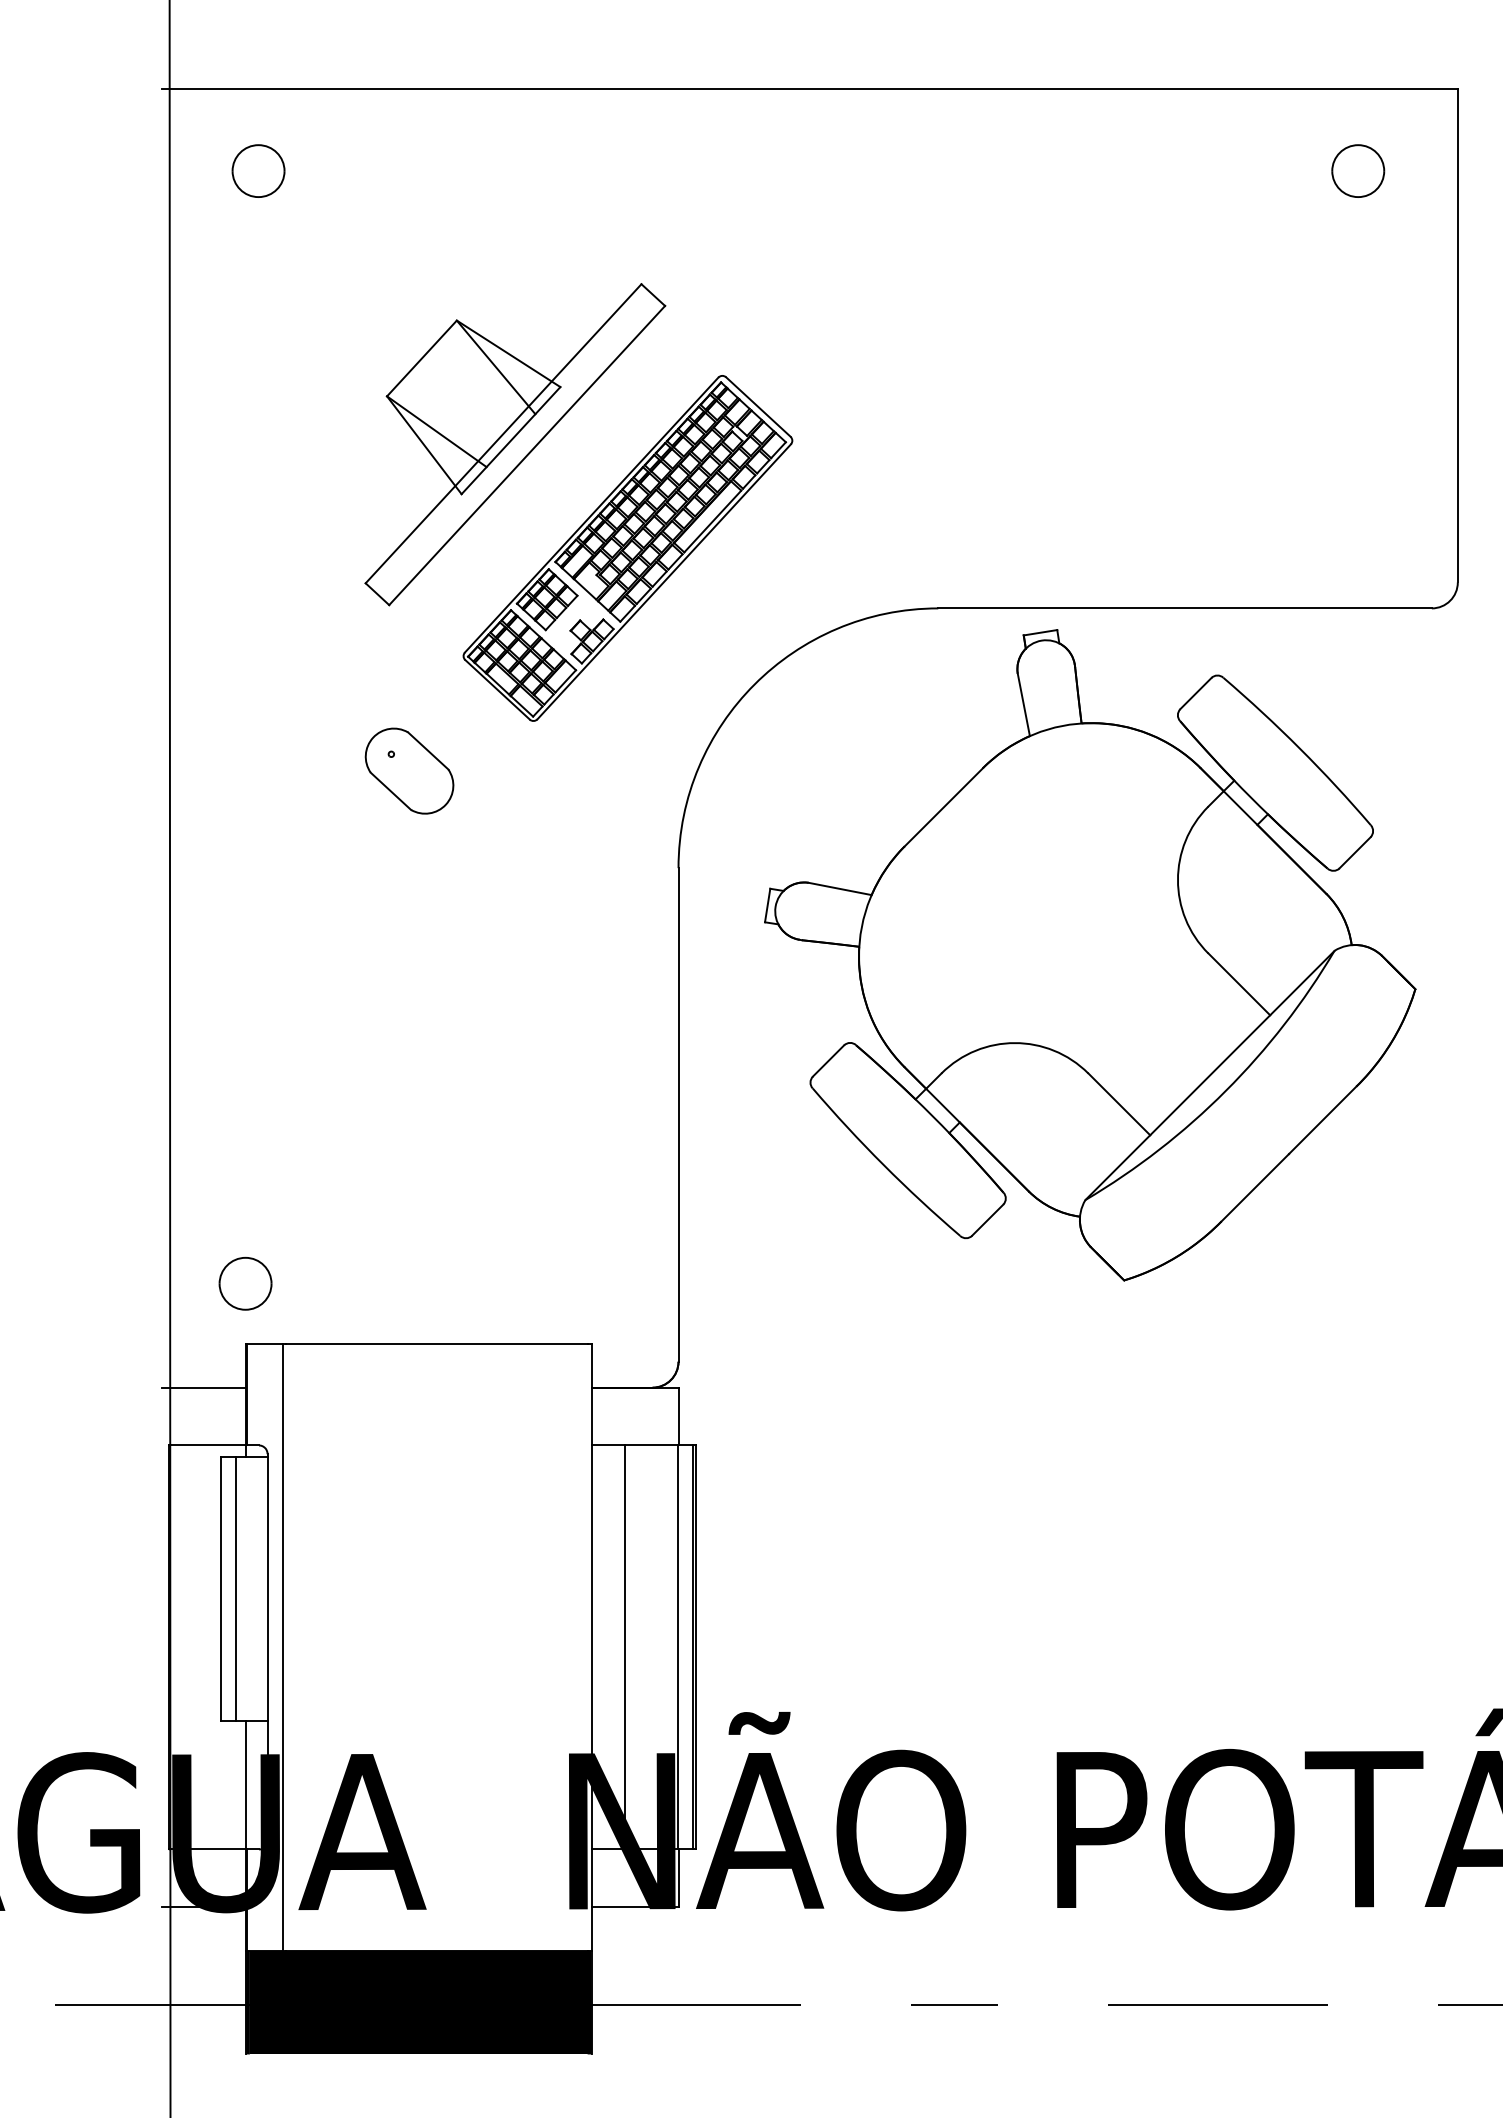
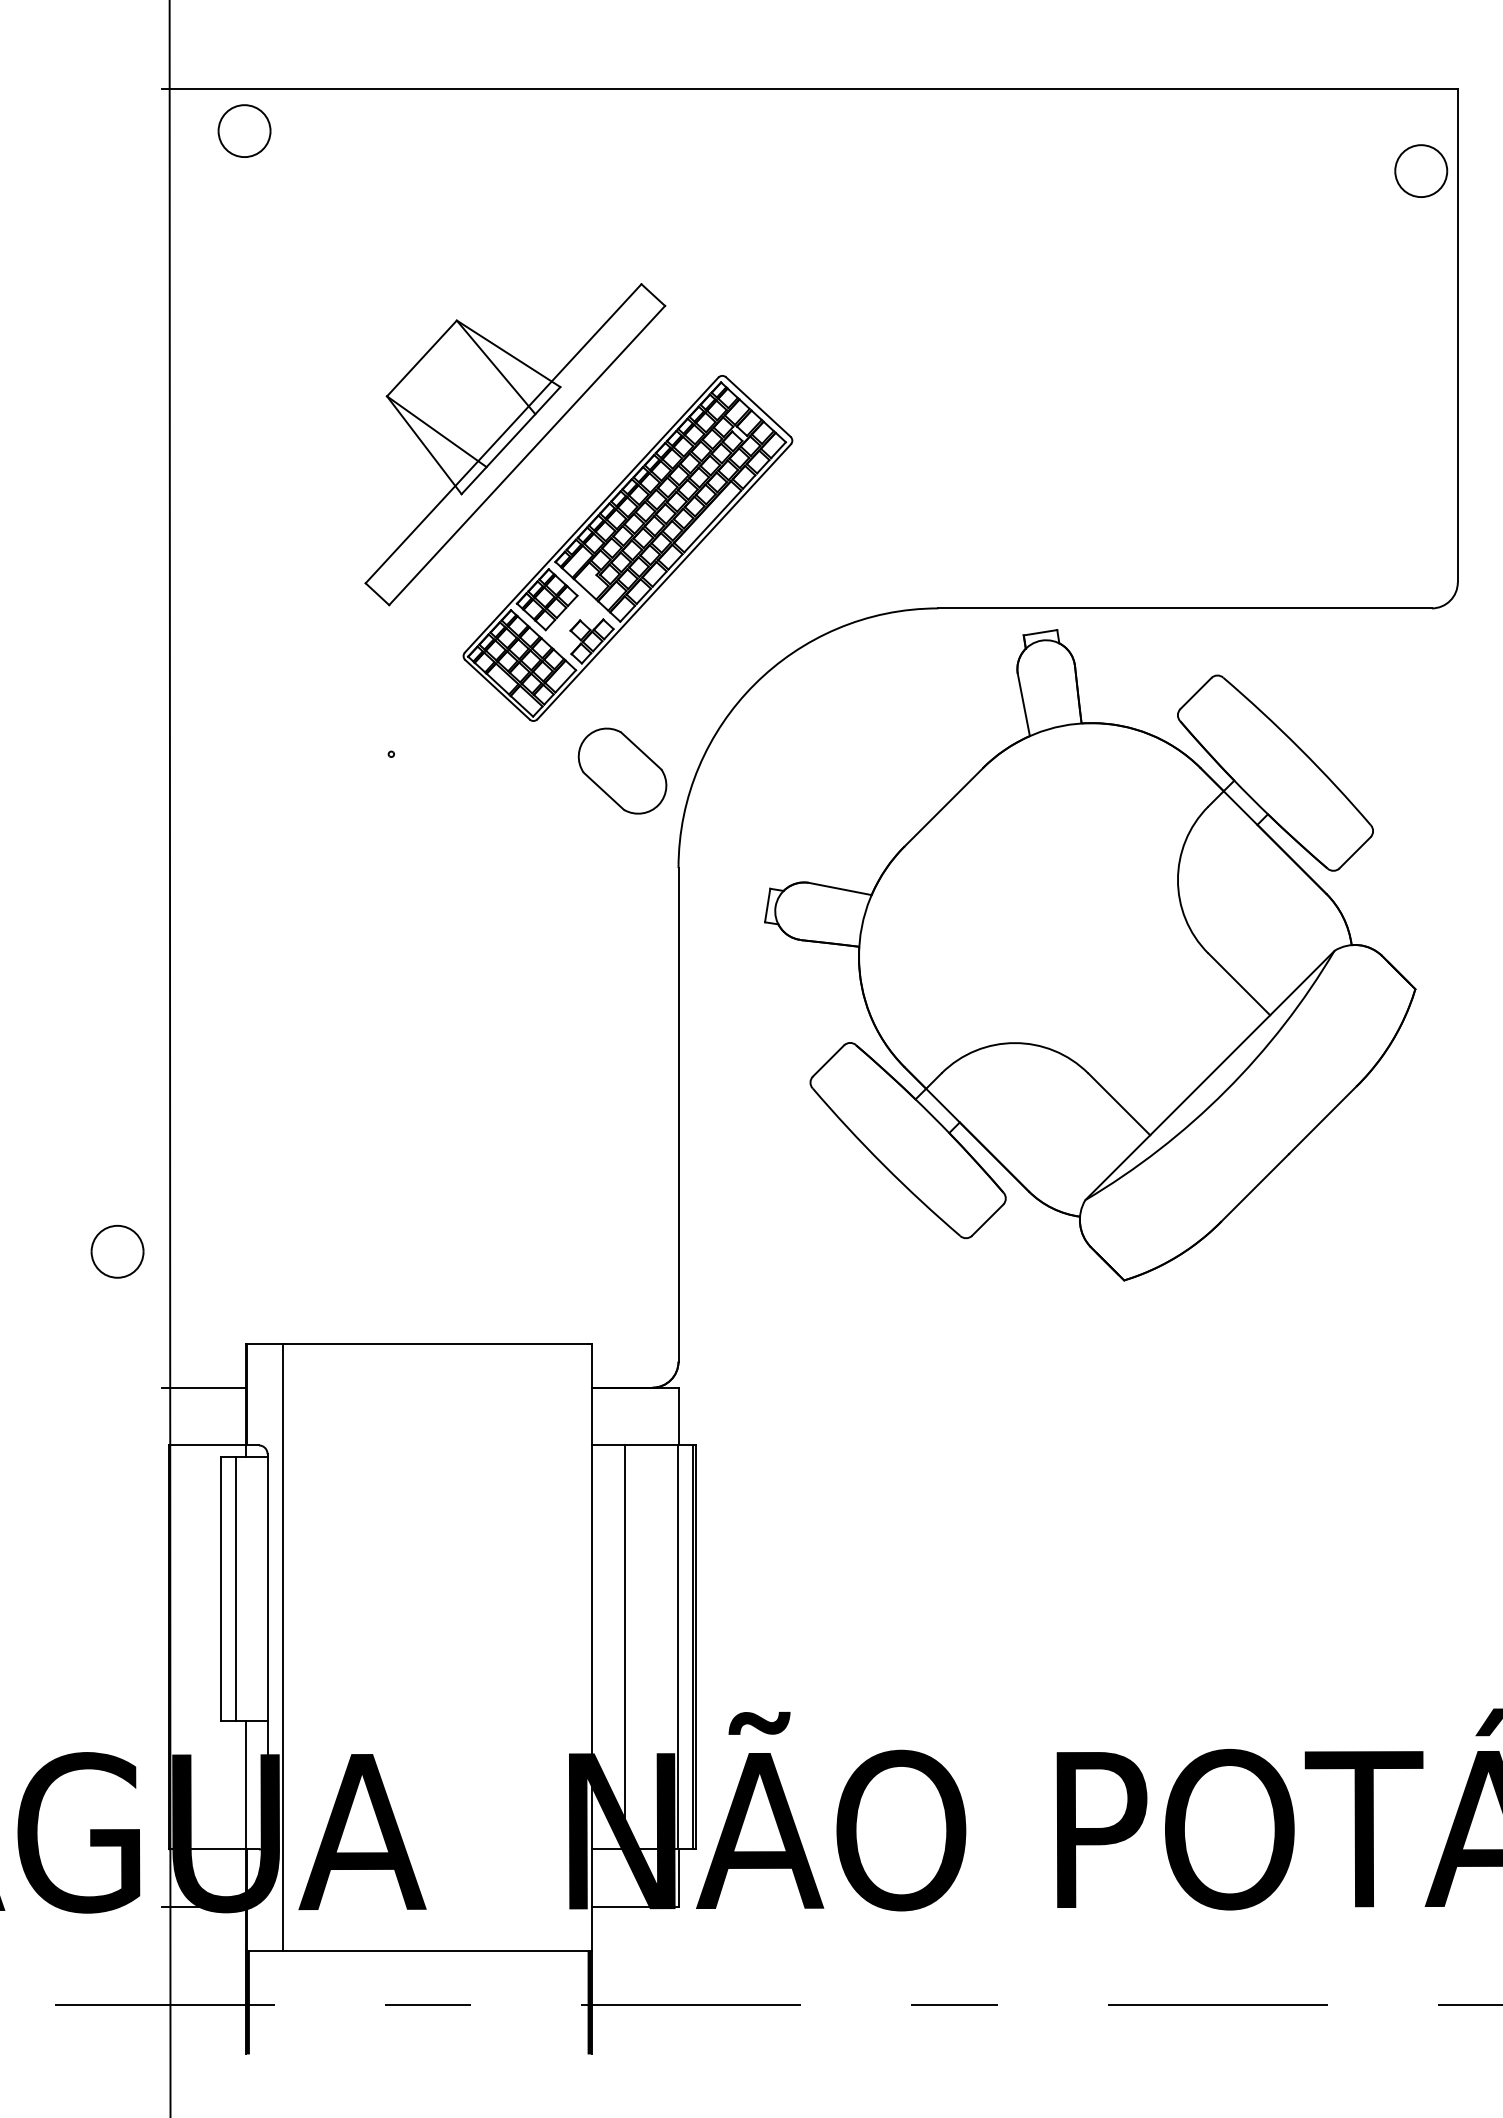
part position: (258, 170) -> (244, 130) (244, 130)
part position: (1358, 170) -> (1421, 170) (1421, 170)
part position: (409, 770) -> (622, 770) (622, 770)
part position: (245, 1283) -> (117, 1251) (117, 1251)
fill: present -> none (418, 2002)
